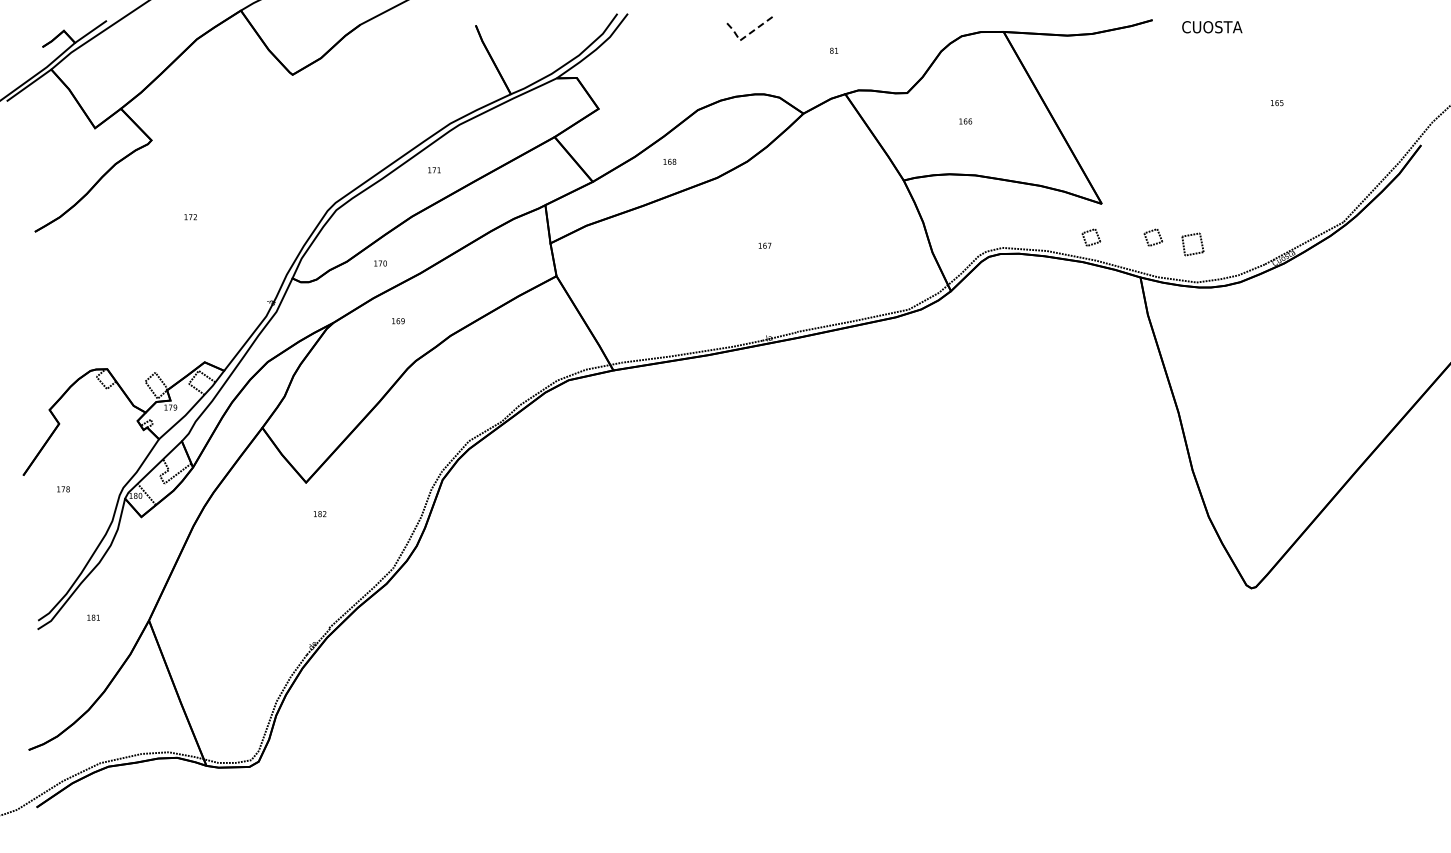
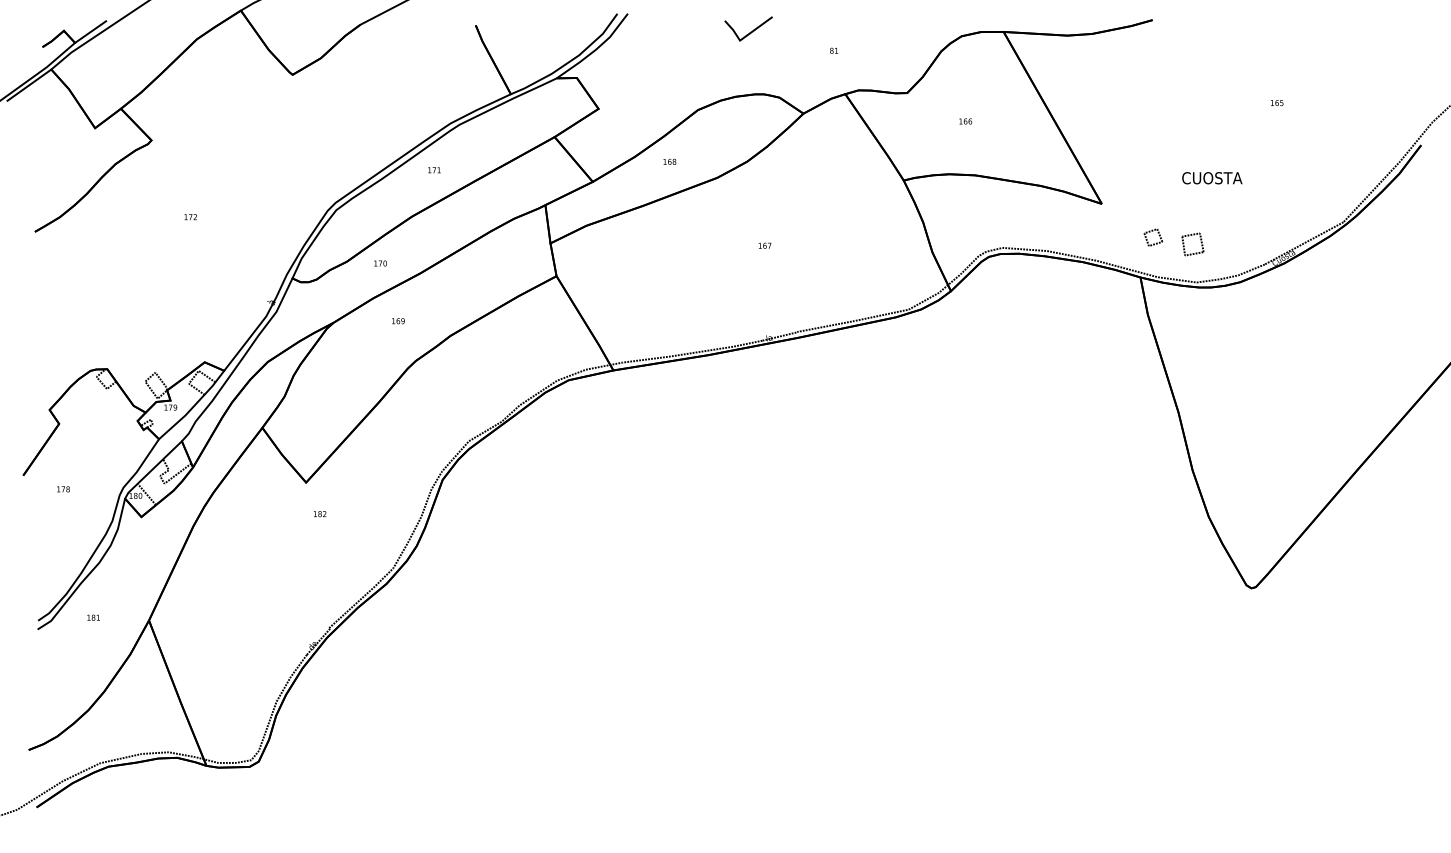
text position: (1212, 27) -> (1212, 178) (1212, 178)
line: dashed -> solid (744, 37)
part: present -> none (1091, 237)
